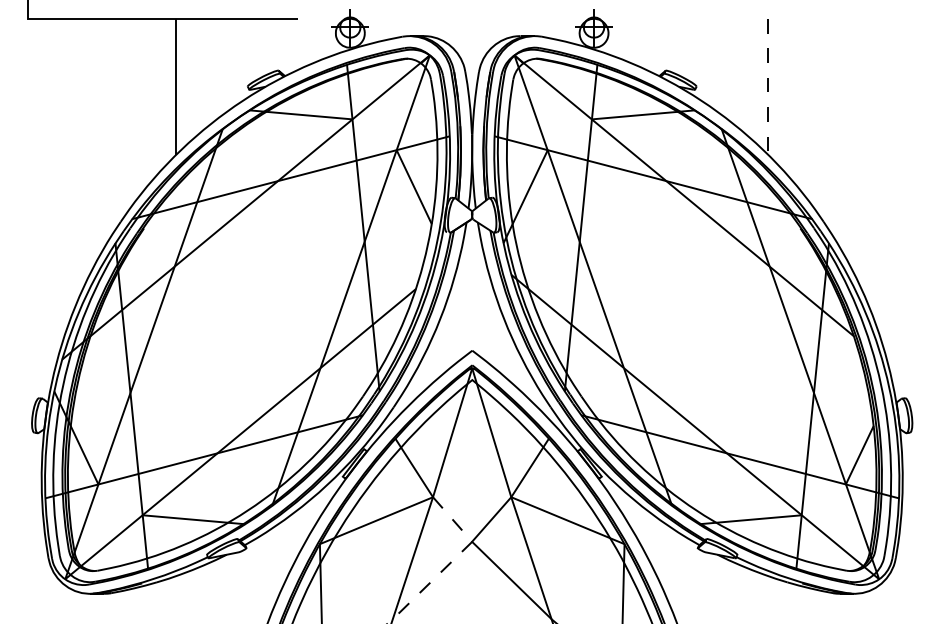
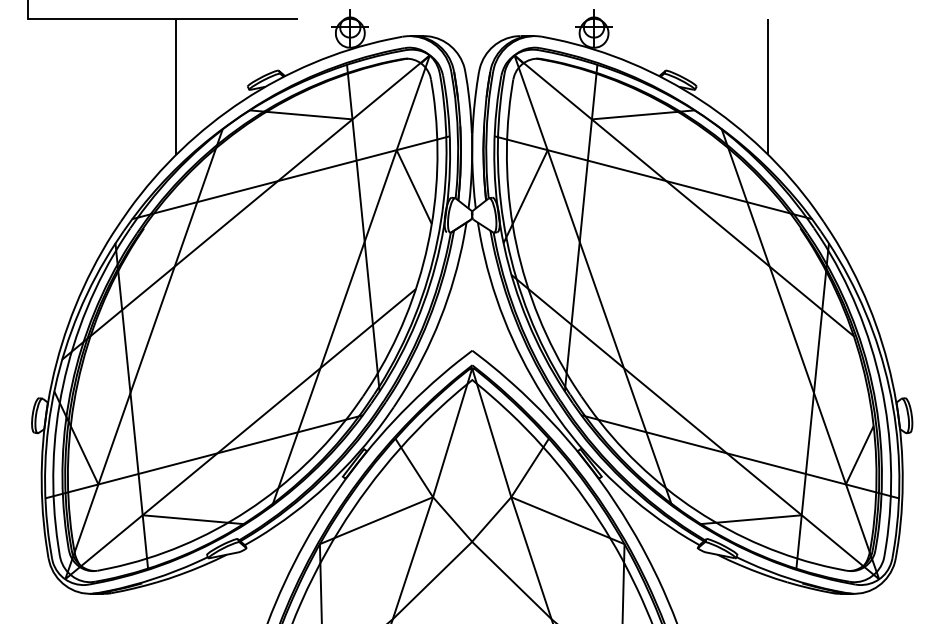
line: dashed -> solid (768, 86)
line: dashed -> solid (450, 562)
